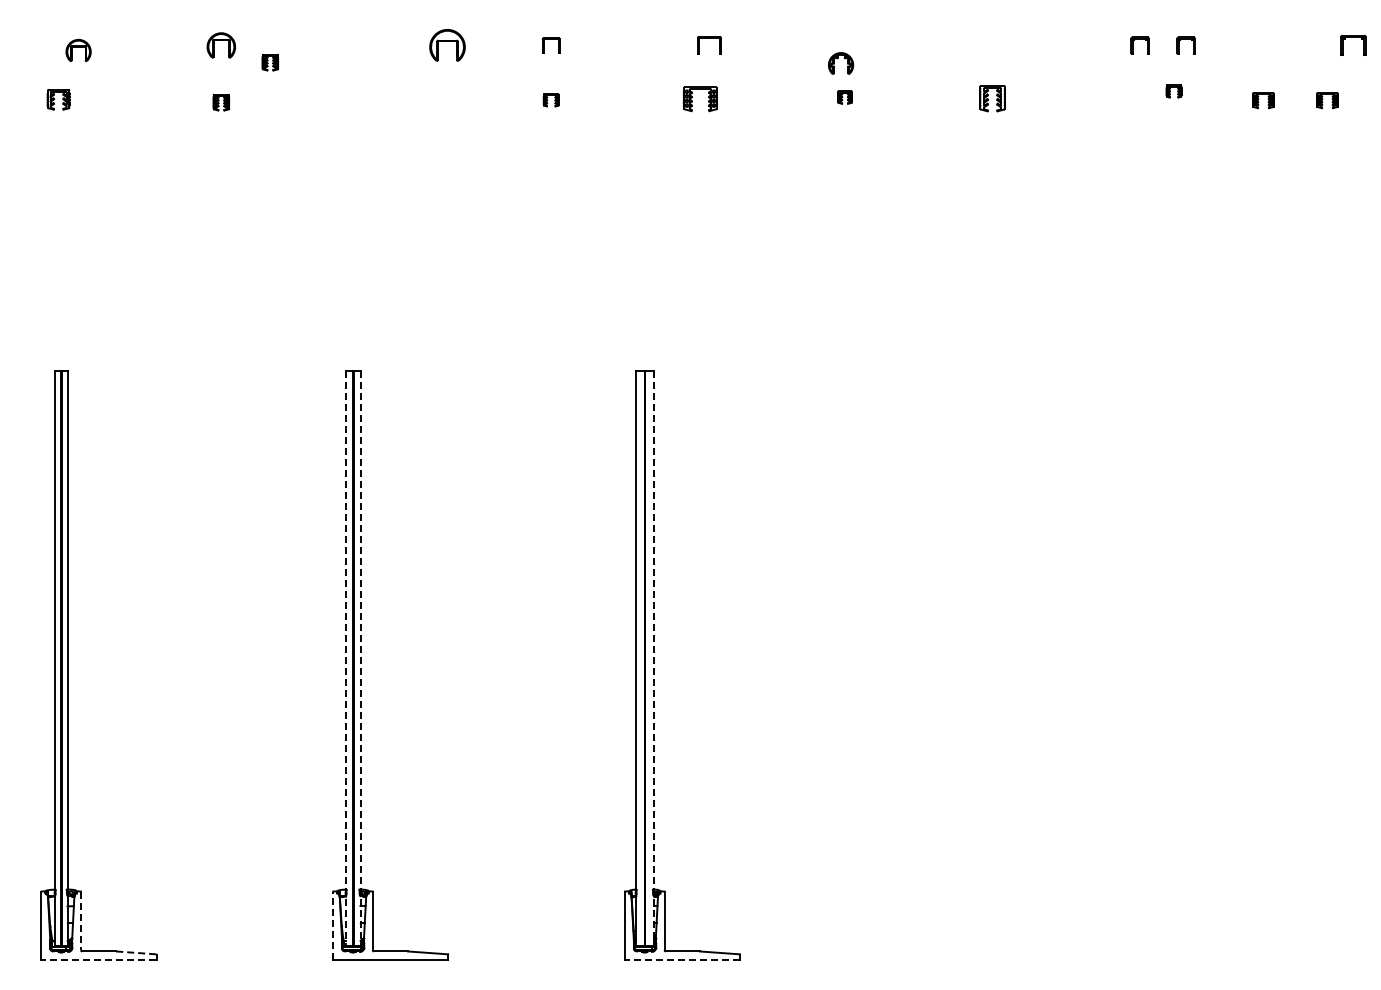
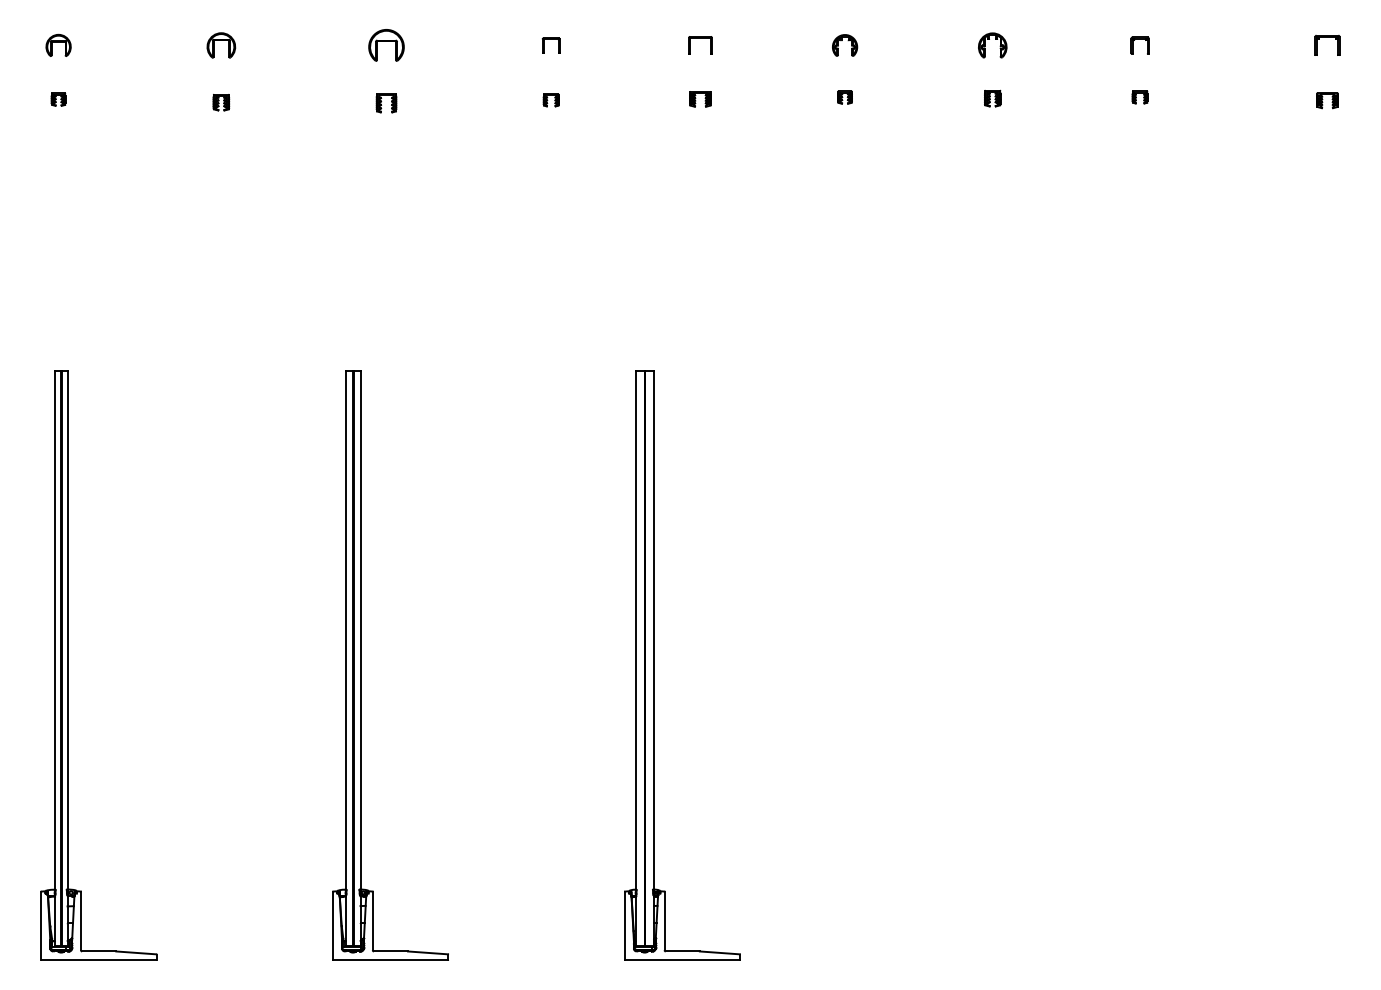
part position: (1353, 37) -> (1327, 37) (1327, 37)
part position: (709, 38) -> (700, 38) (700, 38)
part: none -> present (989, 39)
part position: (447, 45) -> (386, 45) (386, 45)
part: present -> none (1185, 45)
part position: (78, 49) -> (58, 44) (58, 44)
part: present -> none (270, 62)
part position: (841, 63) -> (845, 45) (845, 45)
part position: (1173, 91) -> (1139, 97) (1139, 97)
part size: 27x28 px -> 18x19 px (992, 98)
part size: 25x22 px -> 17x15 px (58, 99)
part size: 36x27 px -> 23x17 px (700, 99)
part: present -> none (1263, 100)
part: none -> present (386, 103)
line: dashed -> solid (345, 658)
line: dashed -> solid (360, 658)
line: dashed -> solid (653, 658)
line: dashed -> solid (81, 921)
line: dashed -> solid (333, 925)
line: dashed -> solid (136, 952)
line: dashed -> solid (98, 960)
line: dashed -> solid (682, 960)
